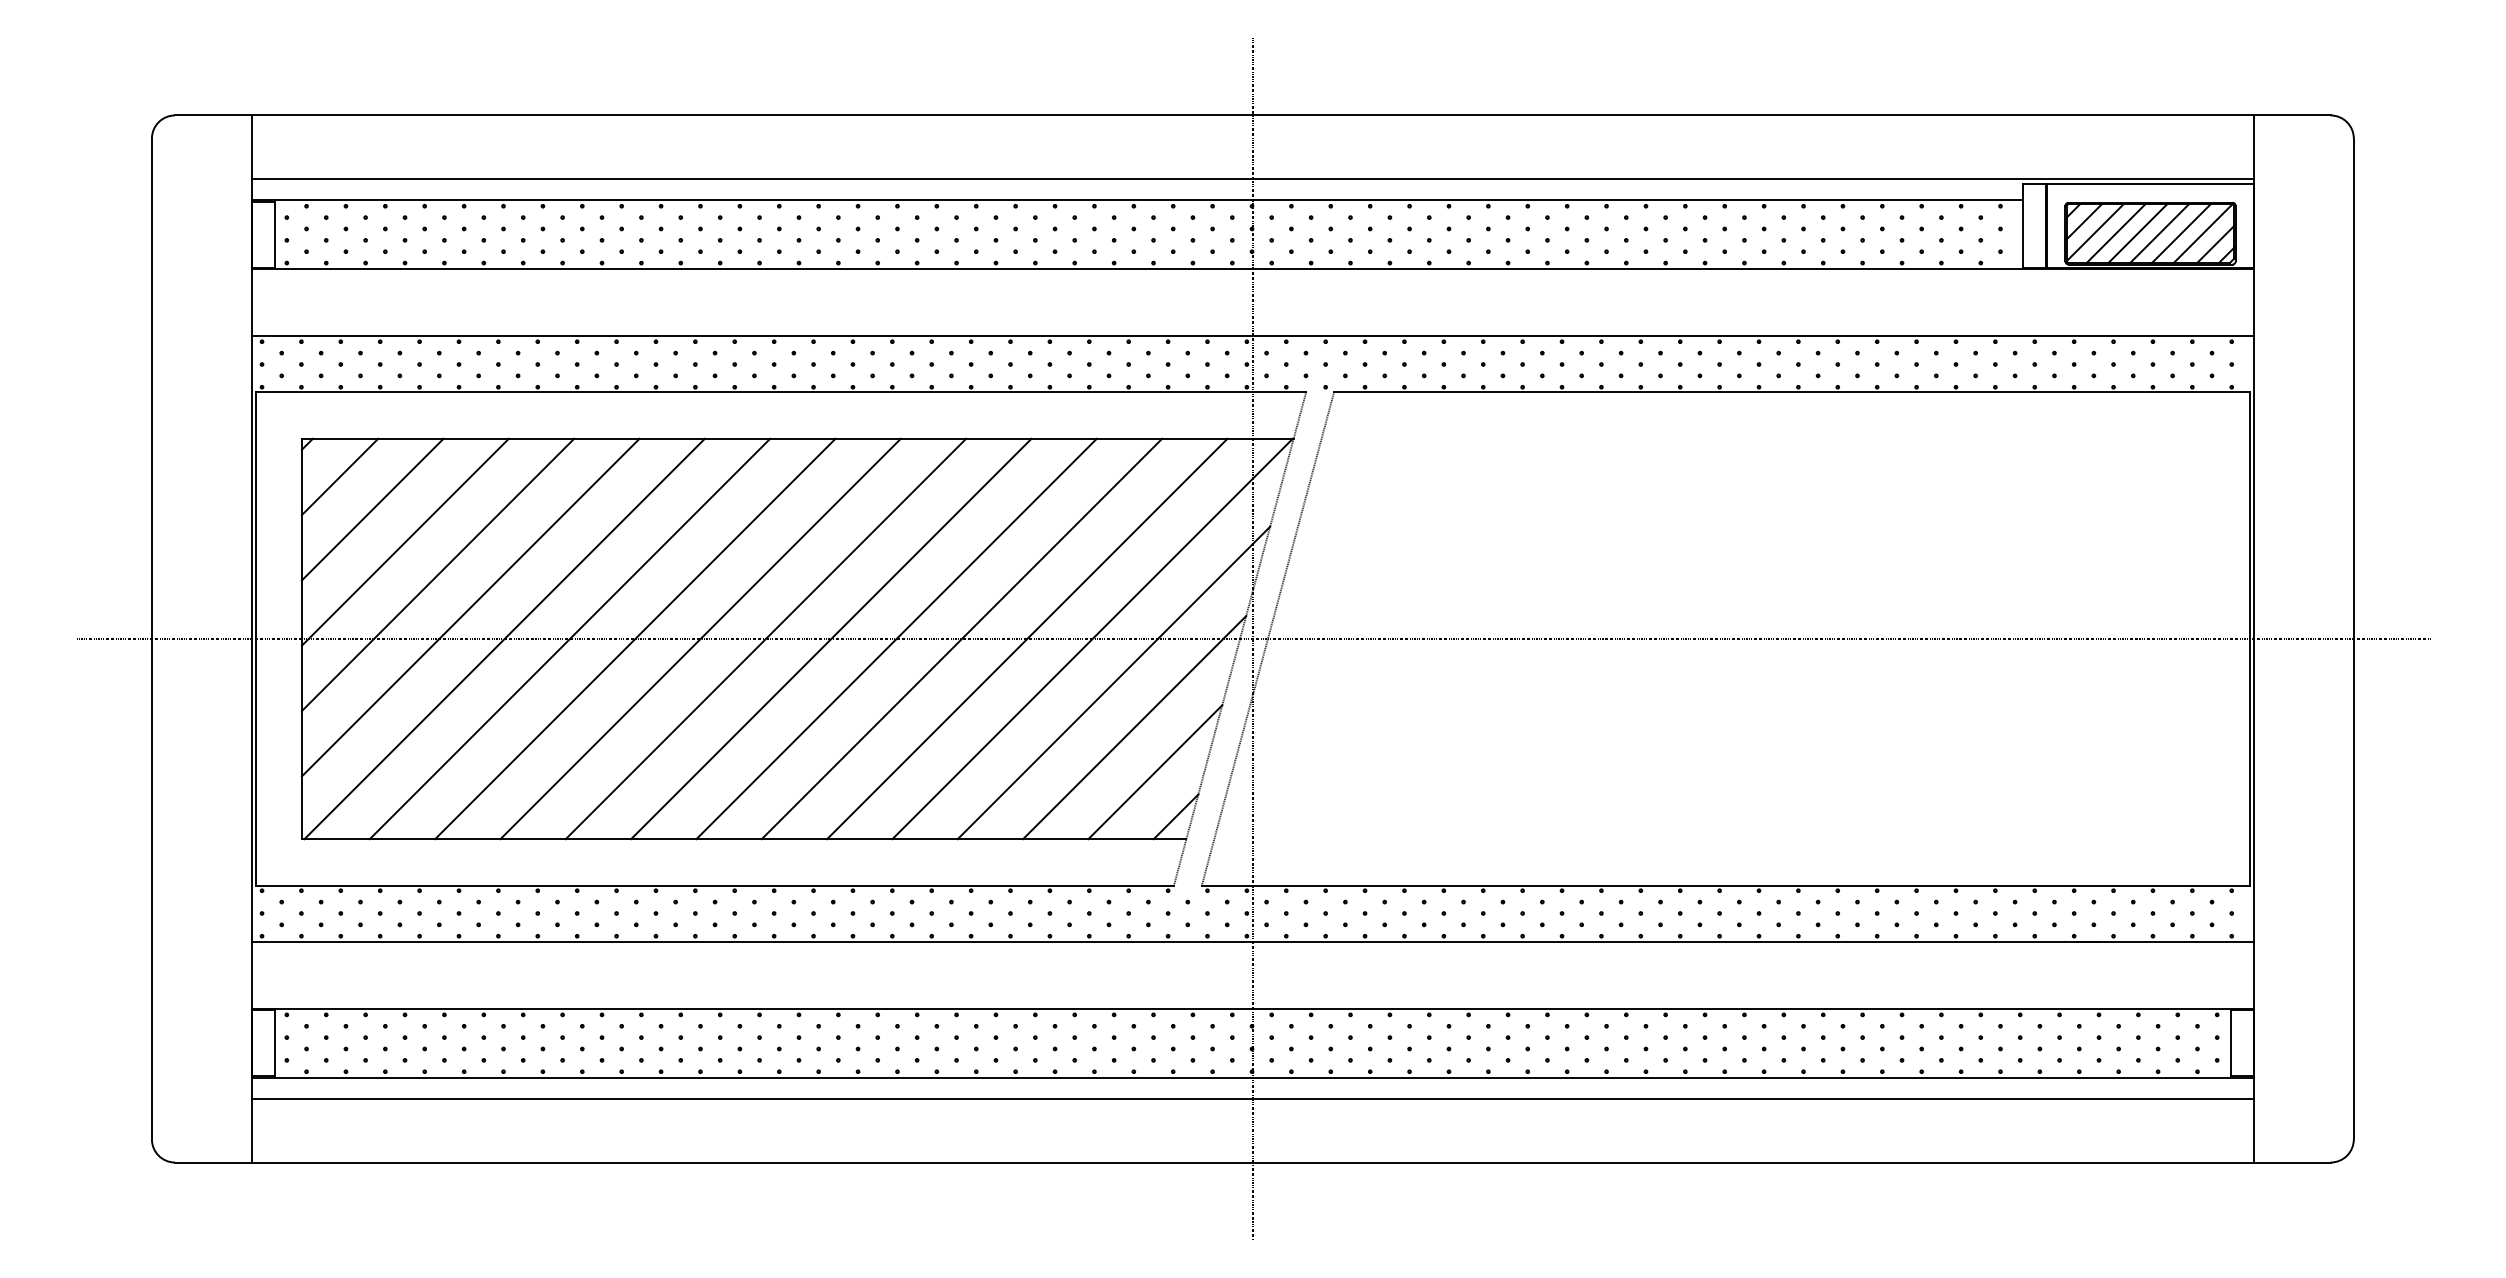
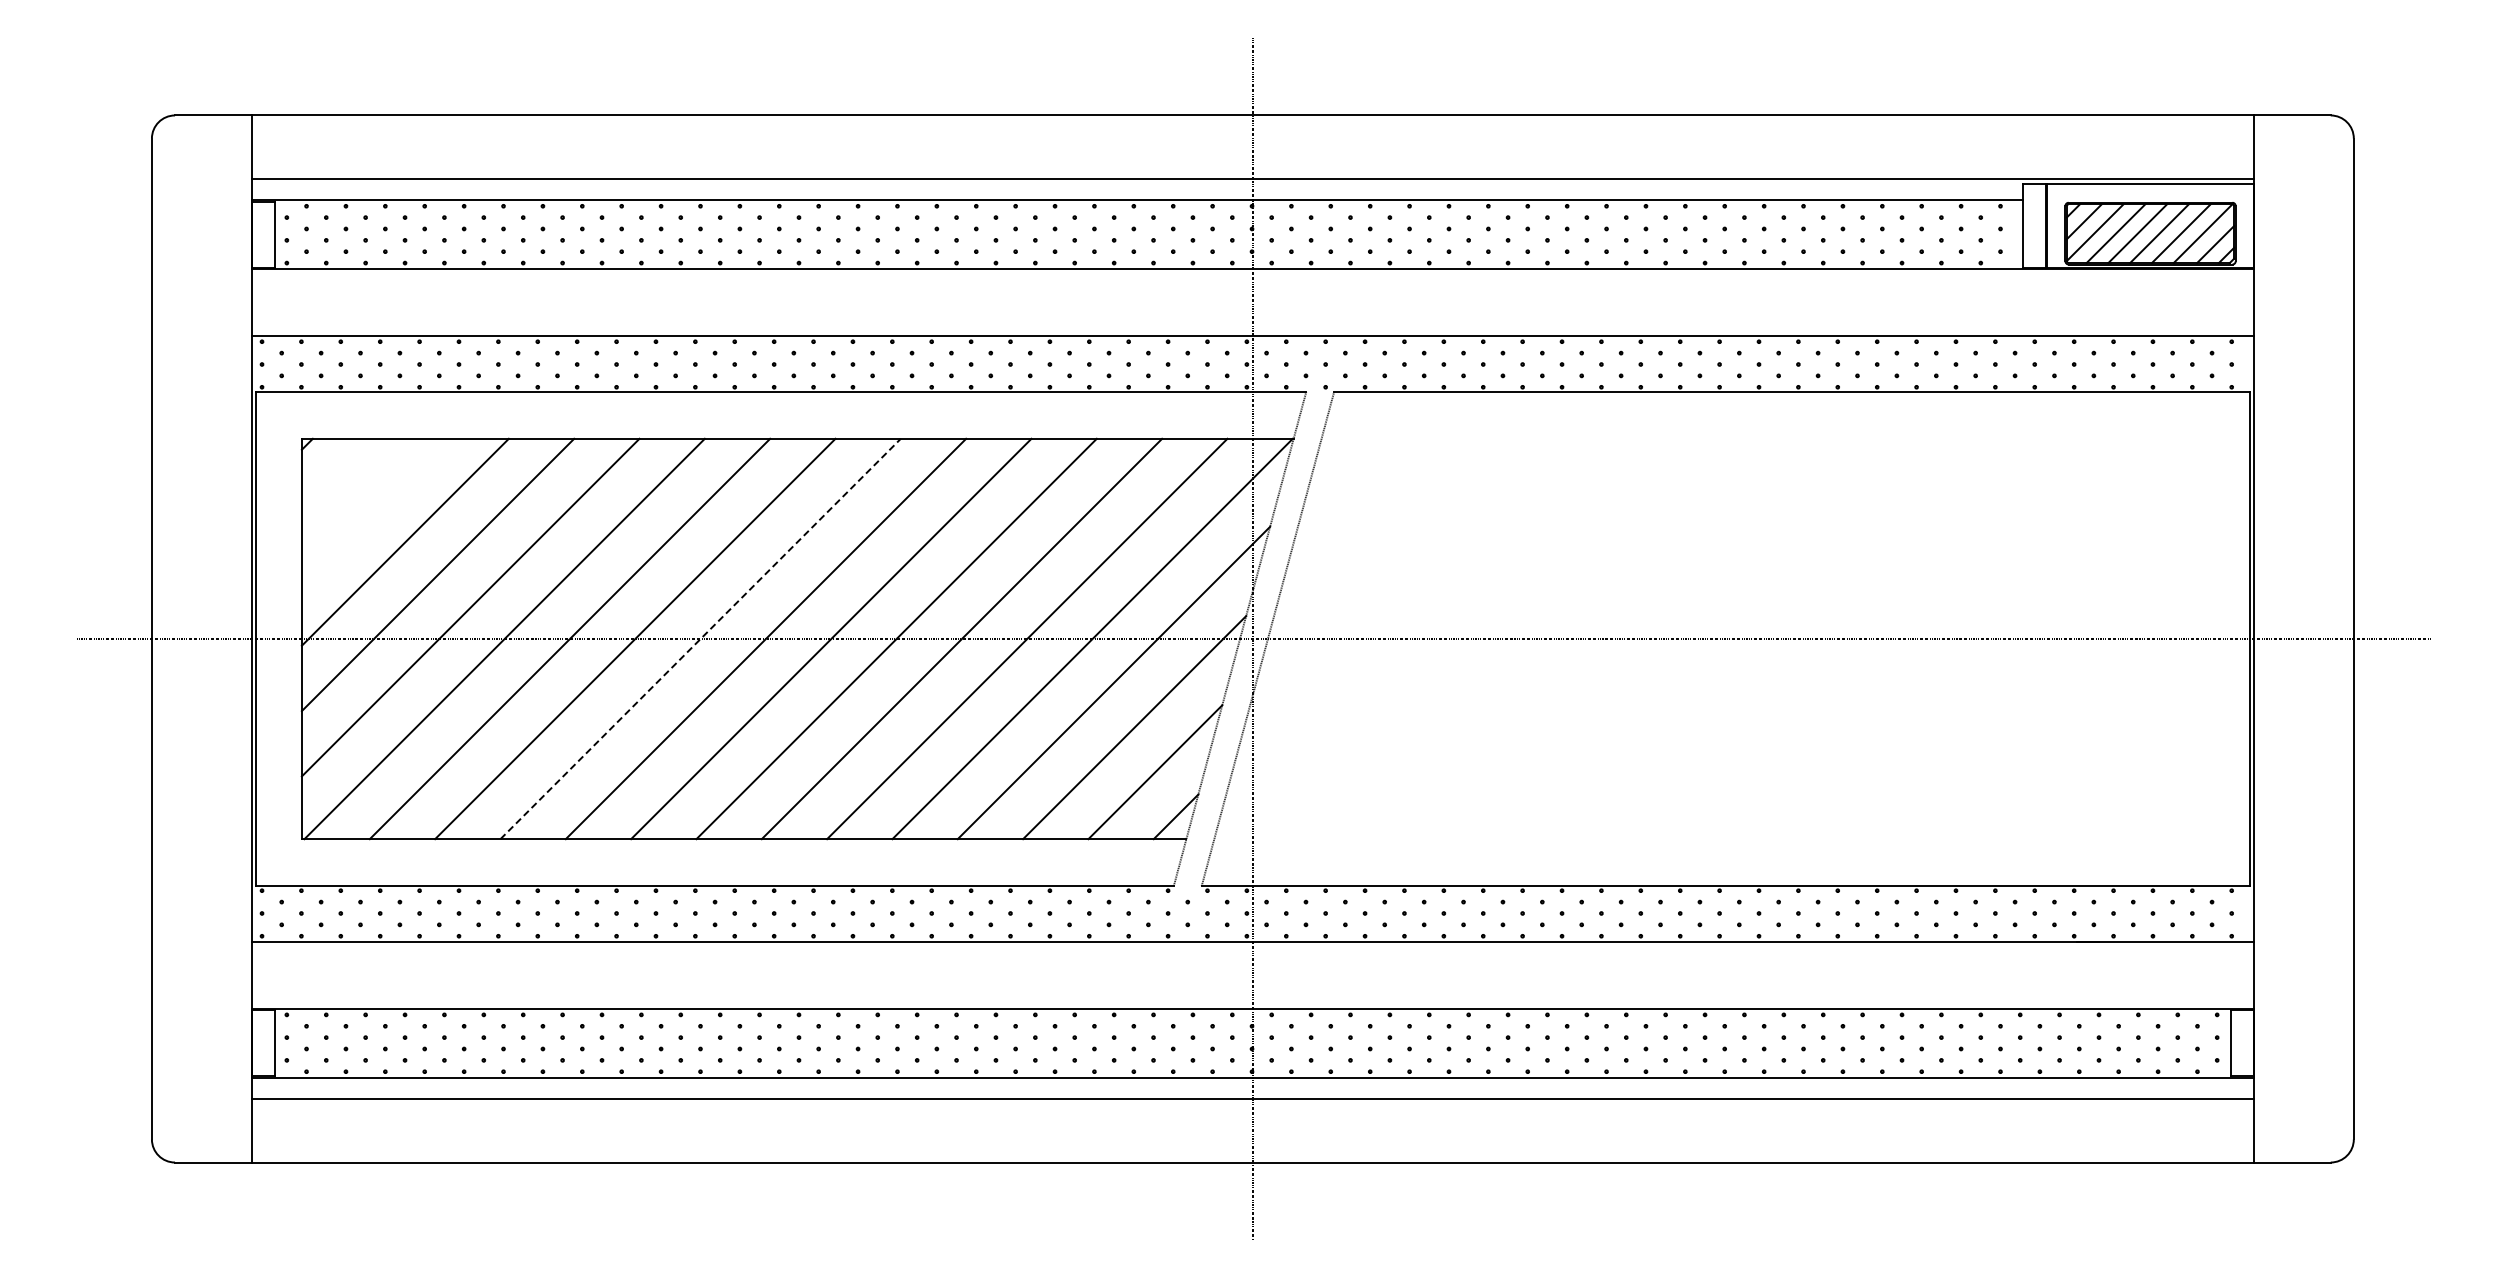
line: present -> none (339, 476)
line: present -> none (372, 509)
line: solid -> dashed (701, 638)
